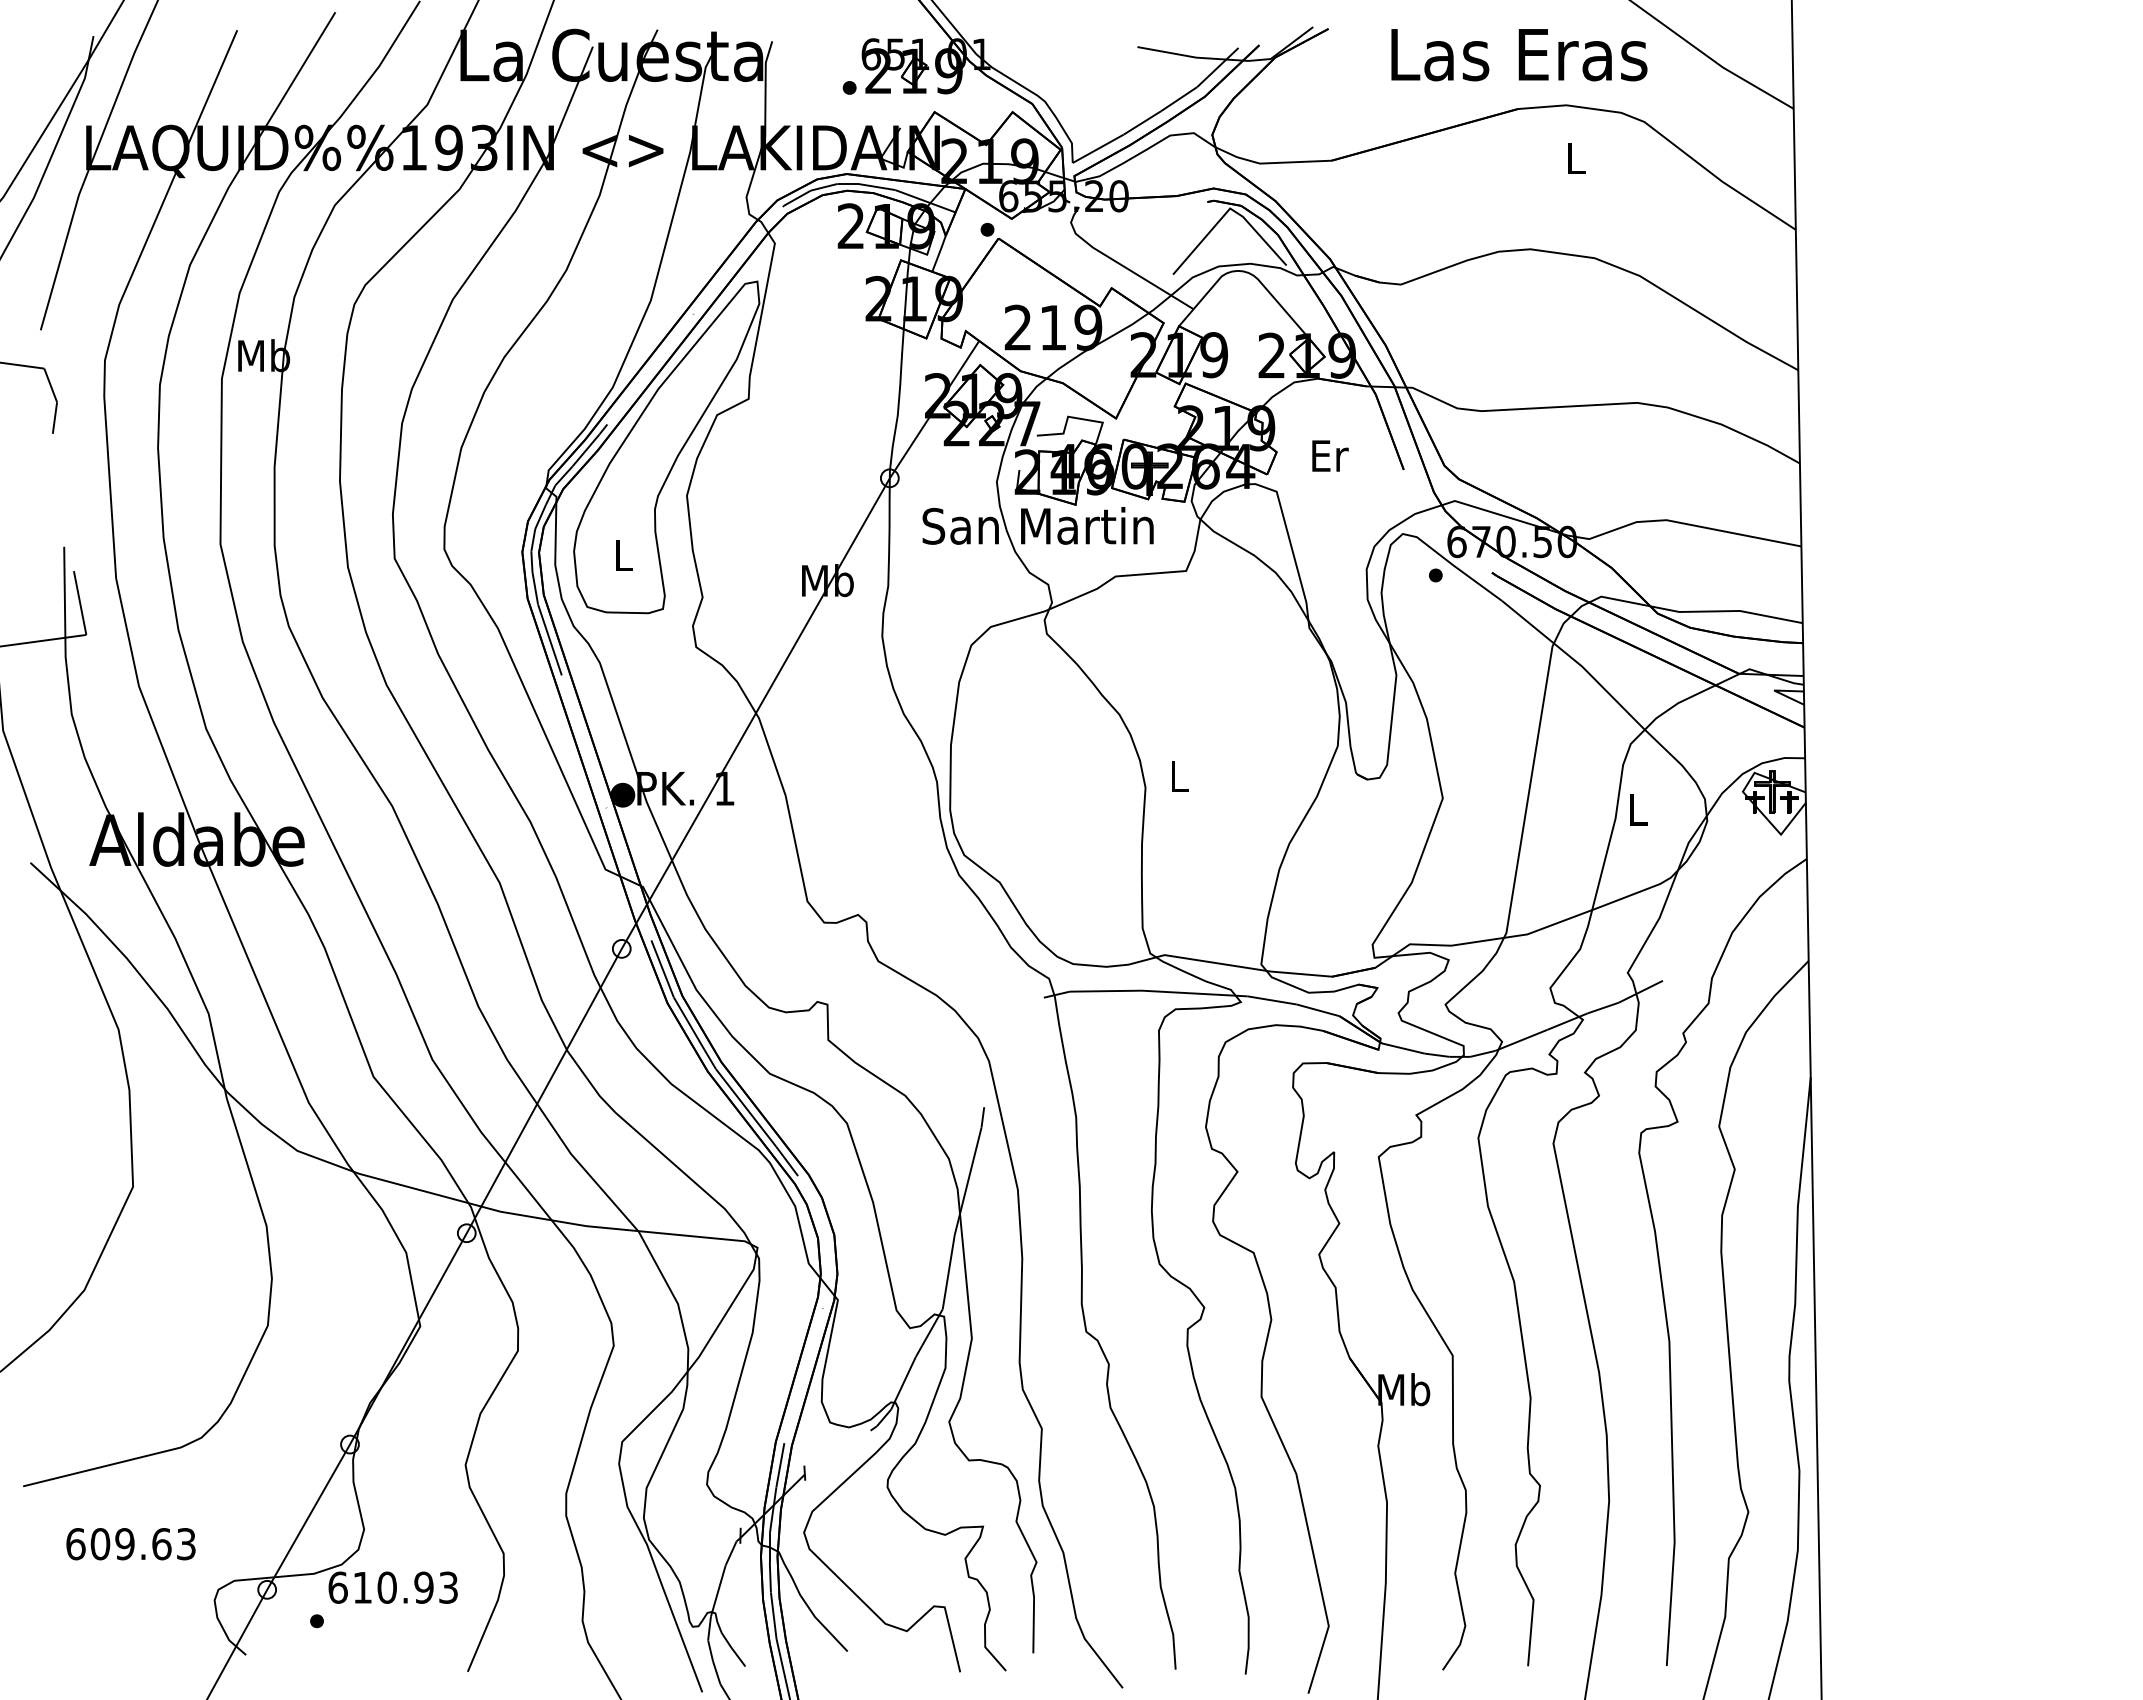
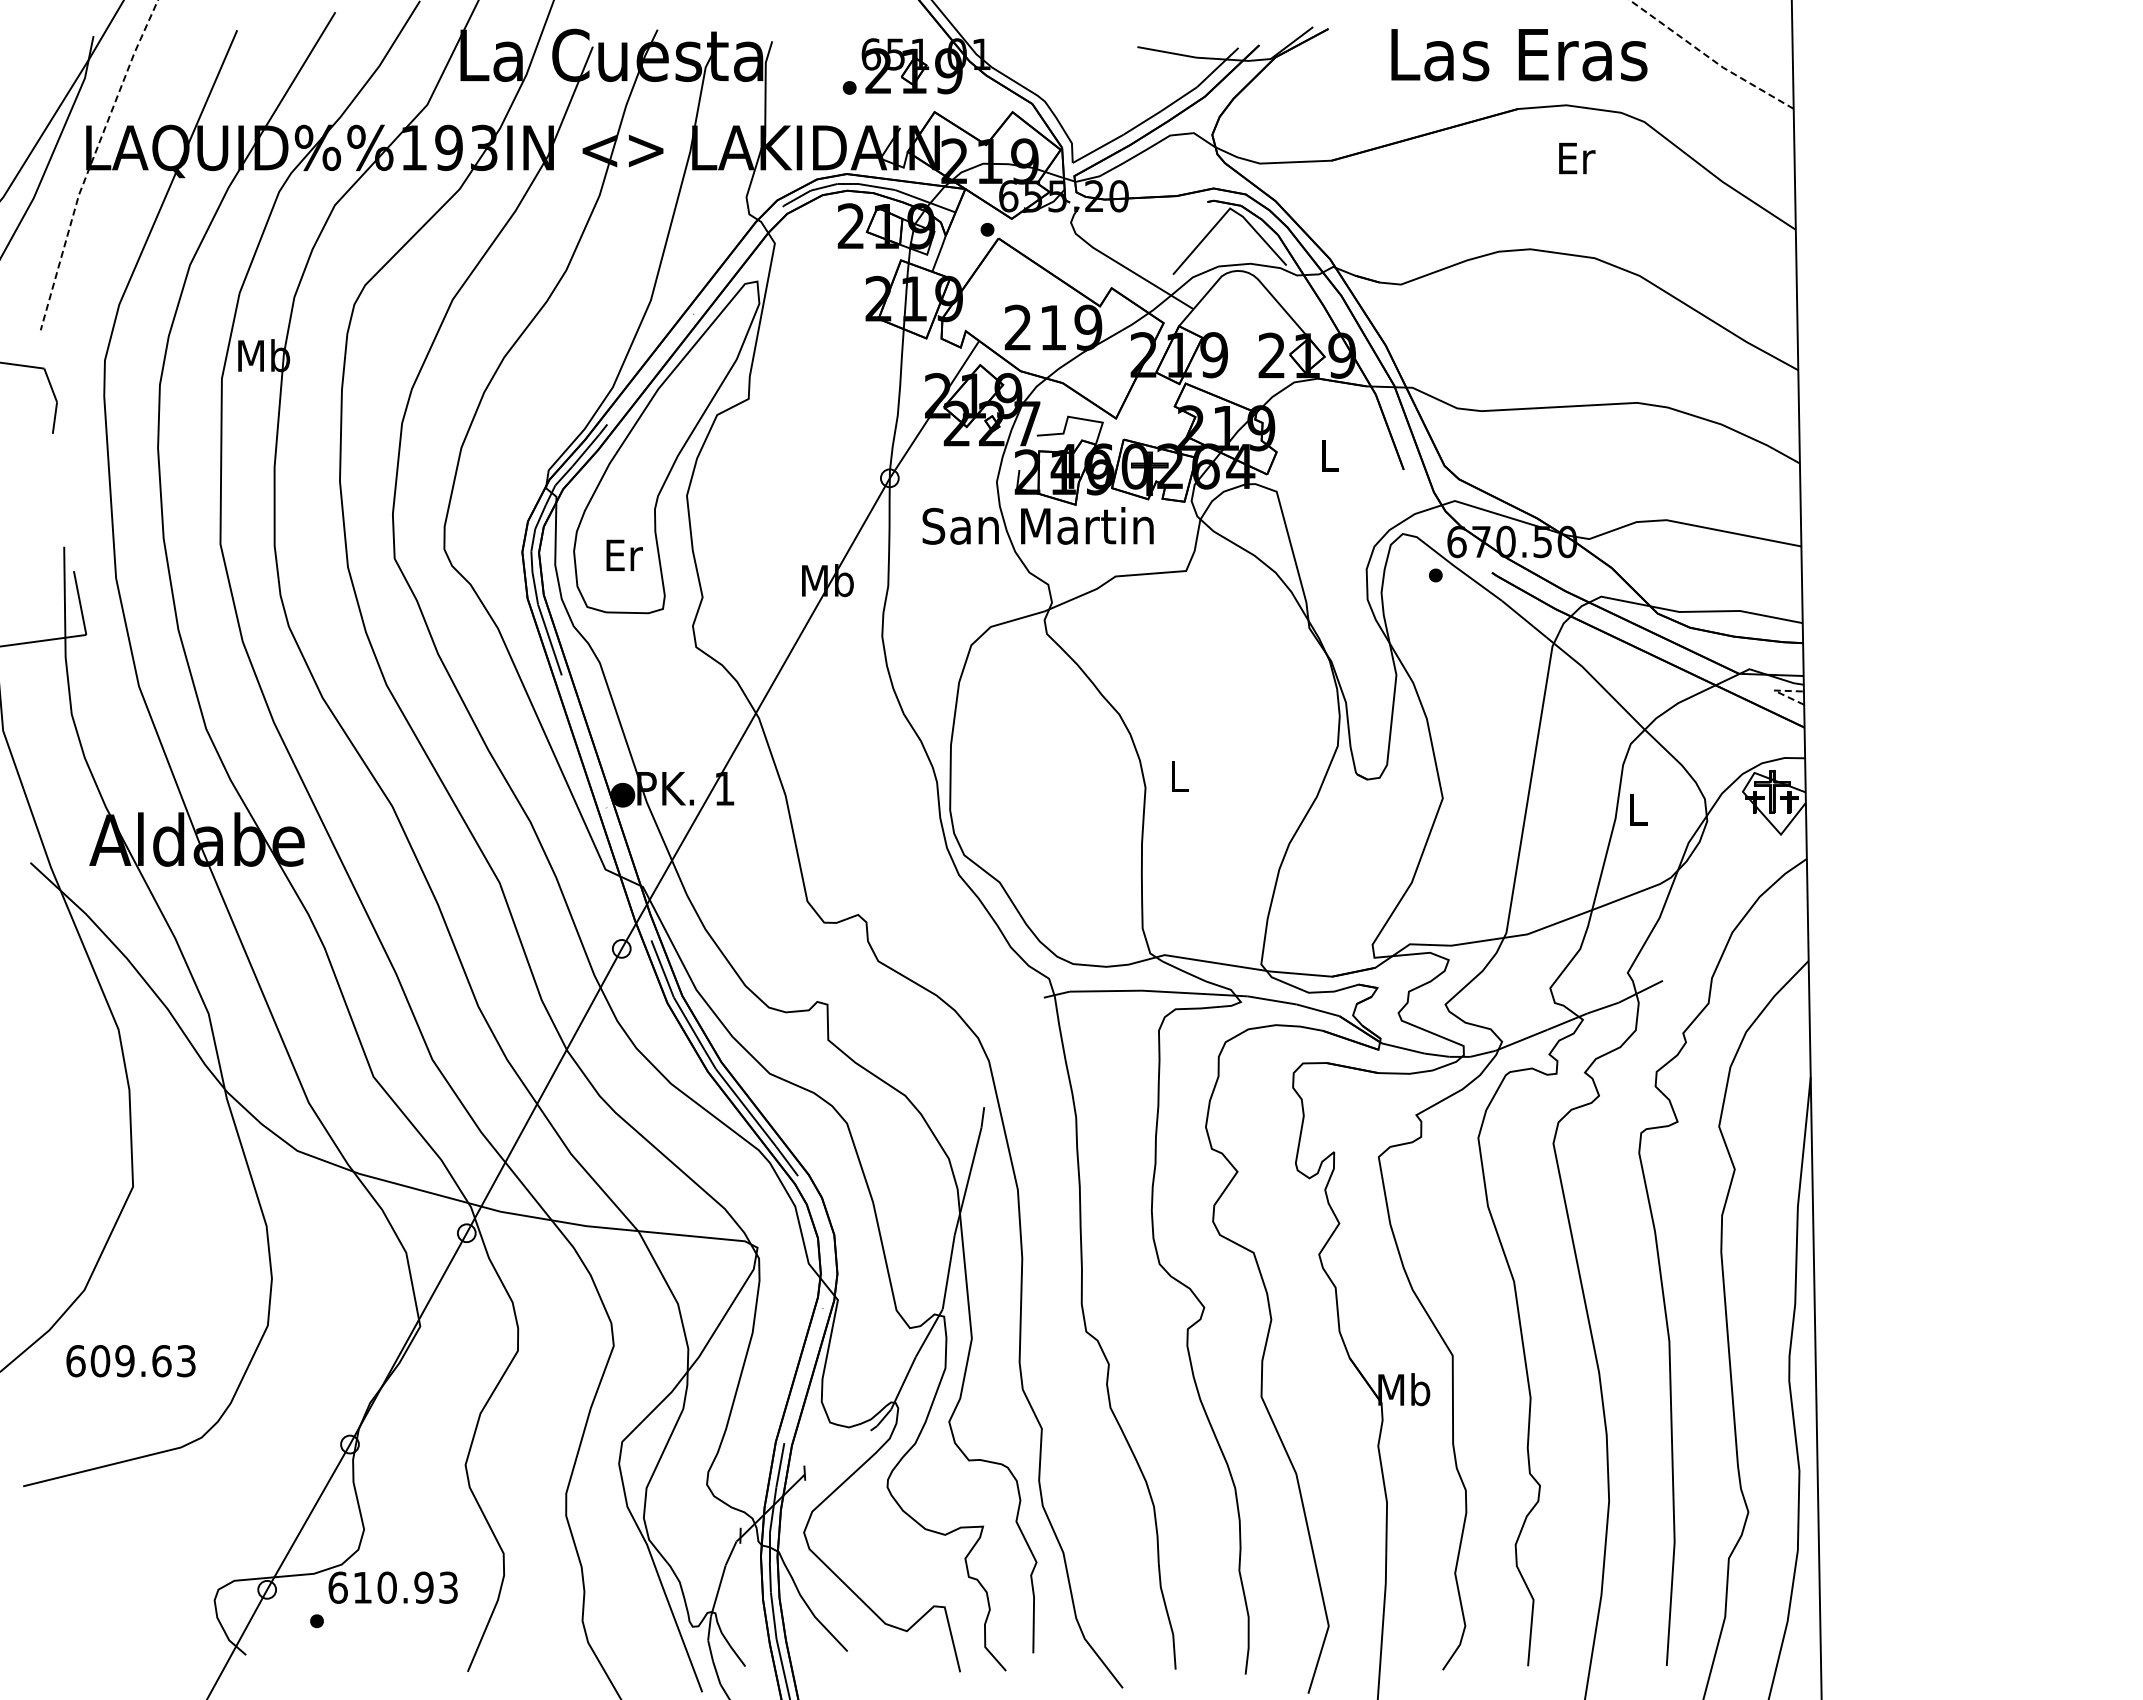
line: solid -> dashed (1709, 57)
text: L -> Er (1577, 158)
line: solid -> dashed (91, 163)
text: Er -> L (1330, 455)
text: L -> Er (624, 555)
line: solid -> dashed (1774, 690)
text position: (130, 1544) -> (130, 1361) (130, 1361)
